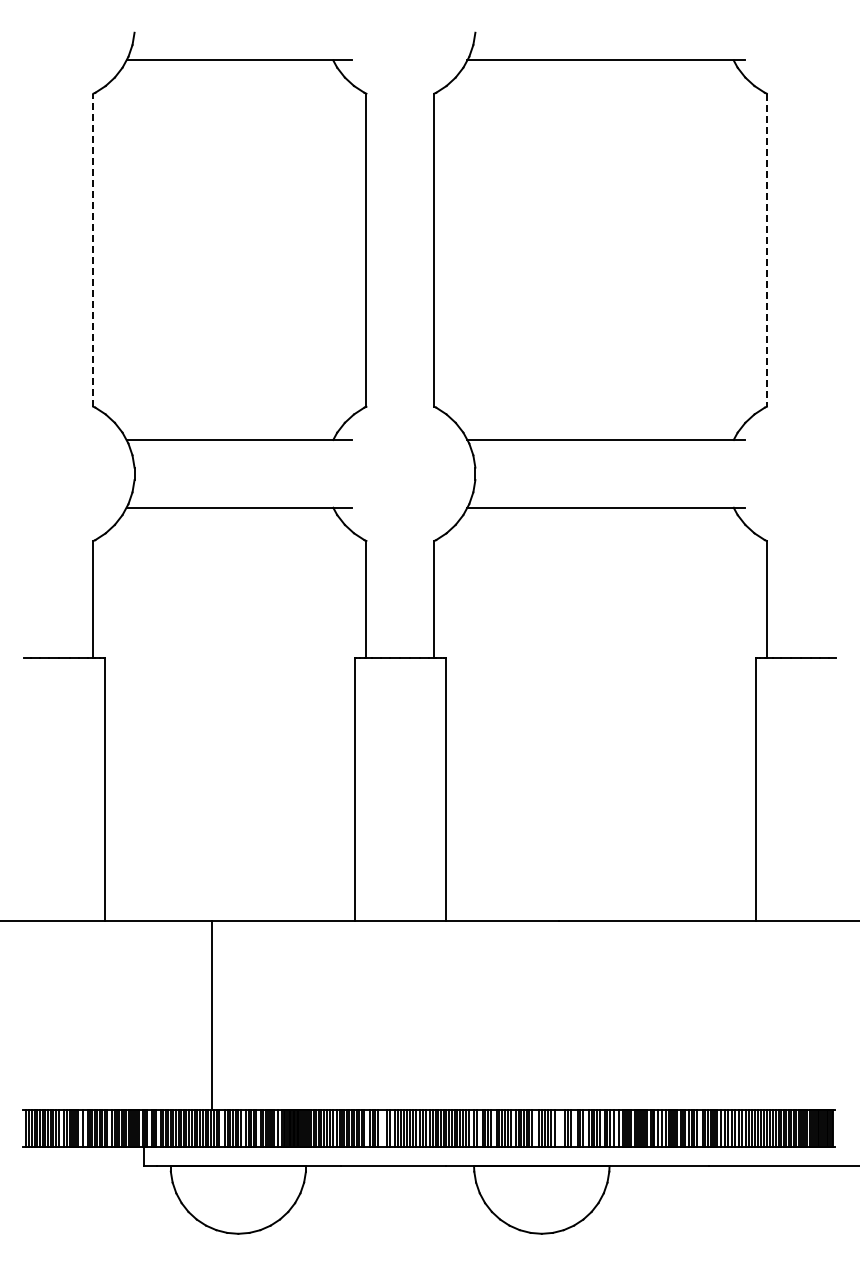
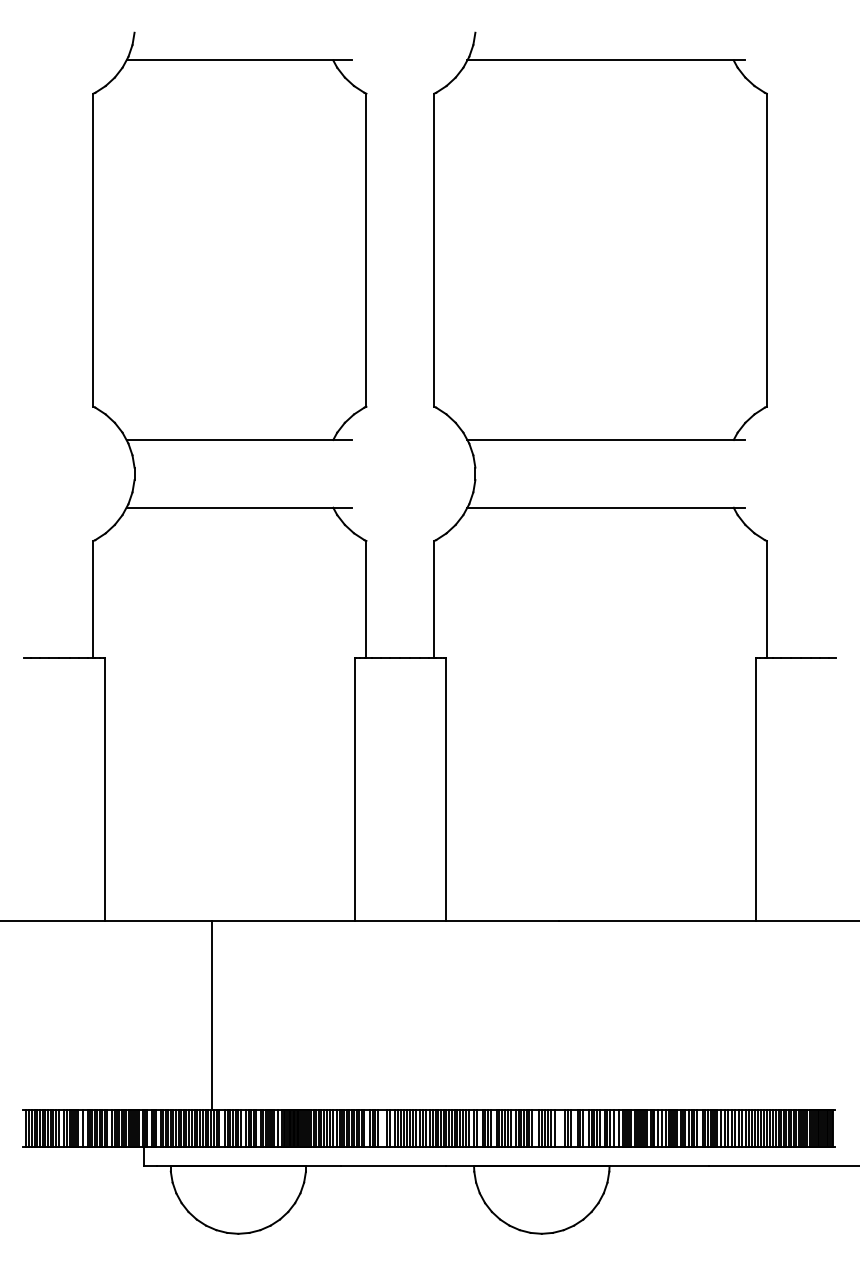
line: dashed -> solid (93, 250)
line: dashed -> solid (766, 250)
